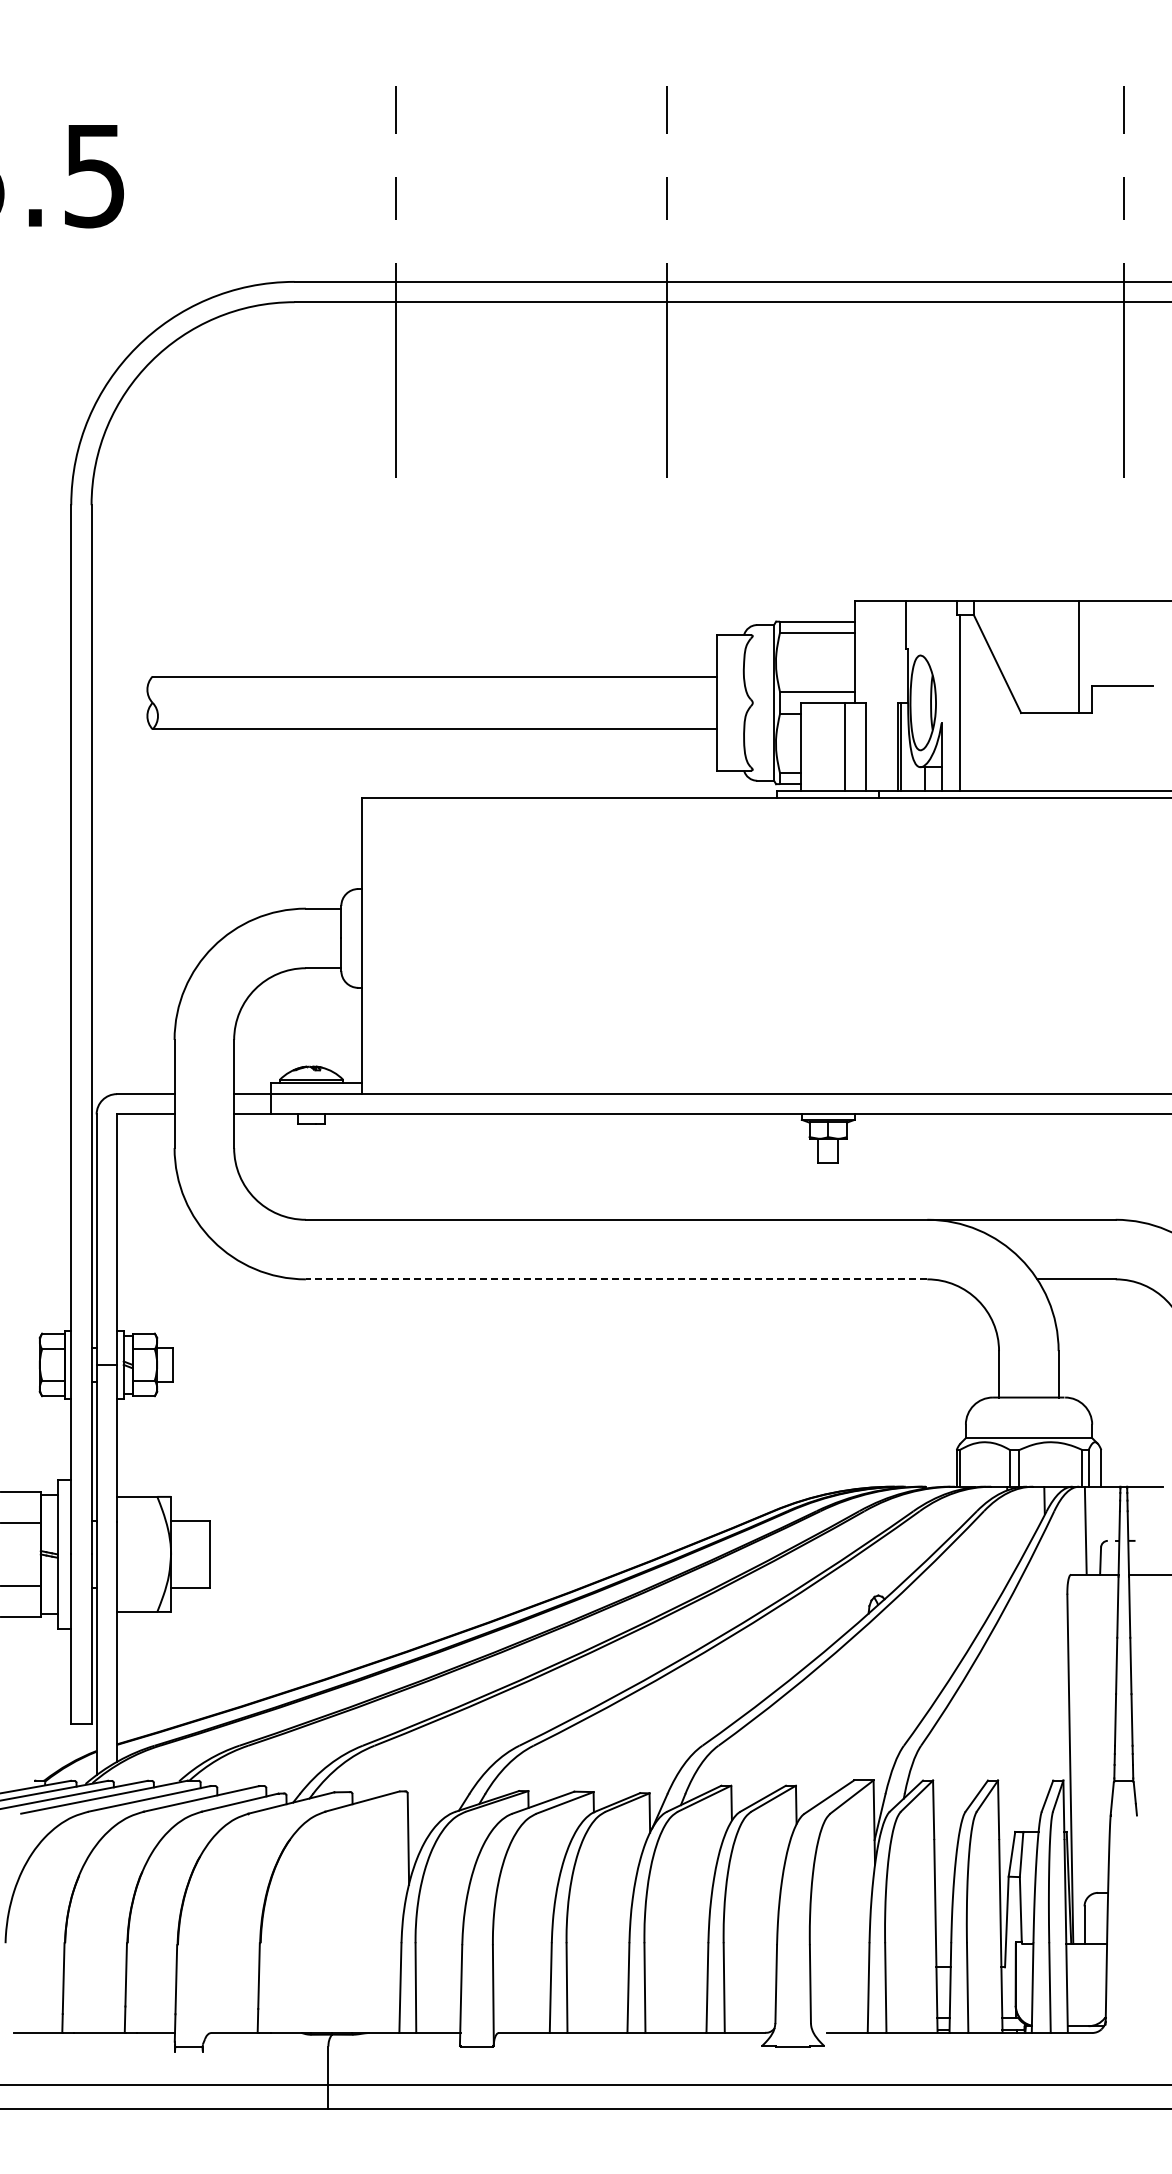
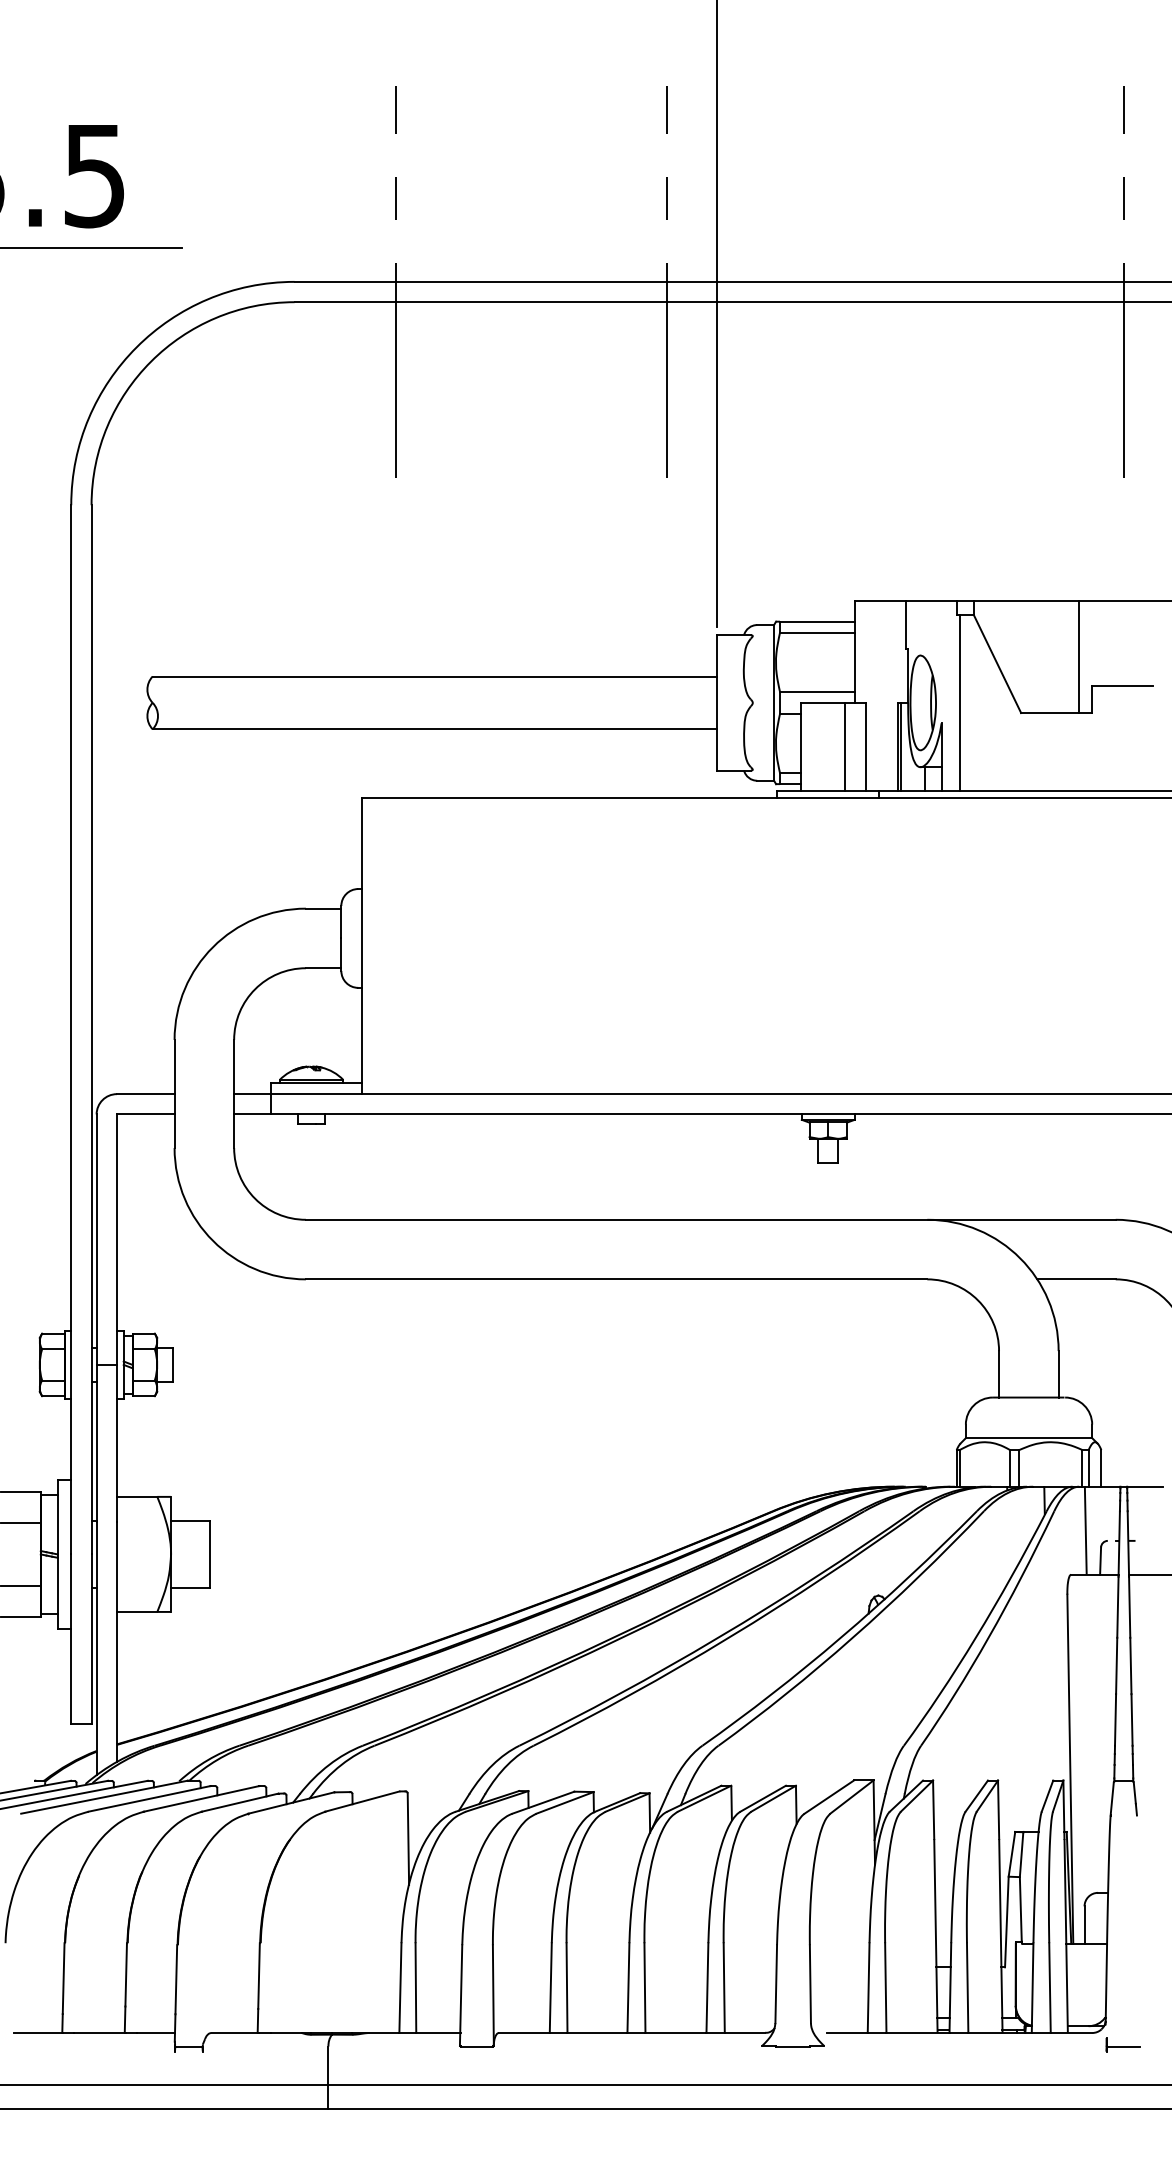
line: none -> present (91, 247)
line: none -> present (716, 314)
line: dashed -> solid (616, 1279)
part: none -> present (1122, 2044)
